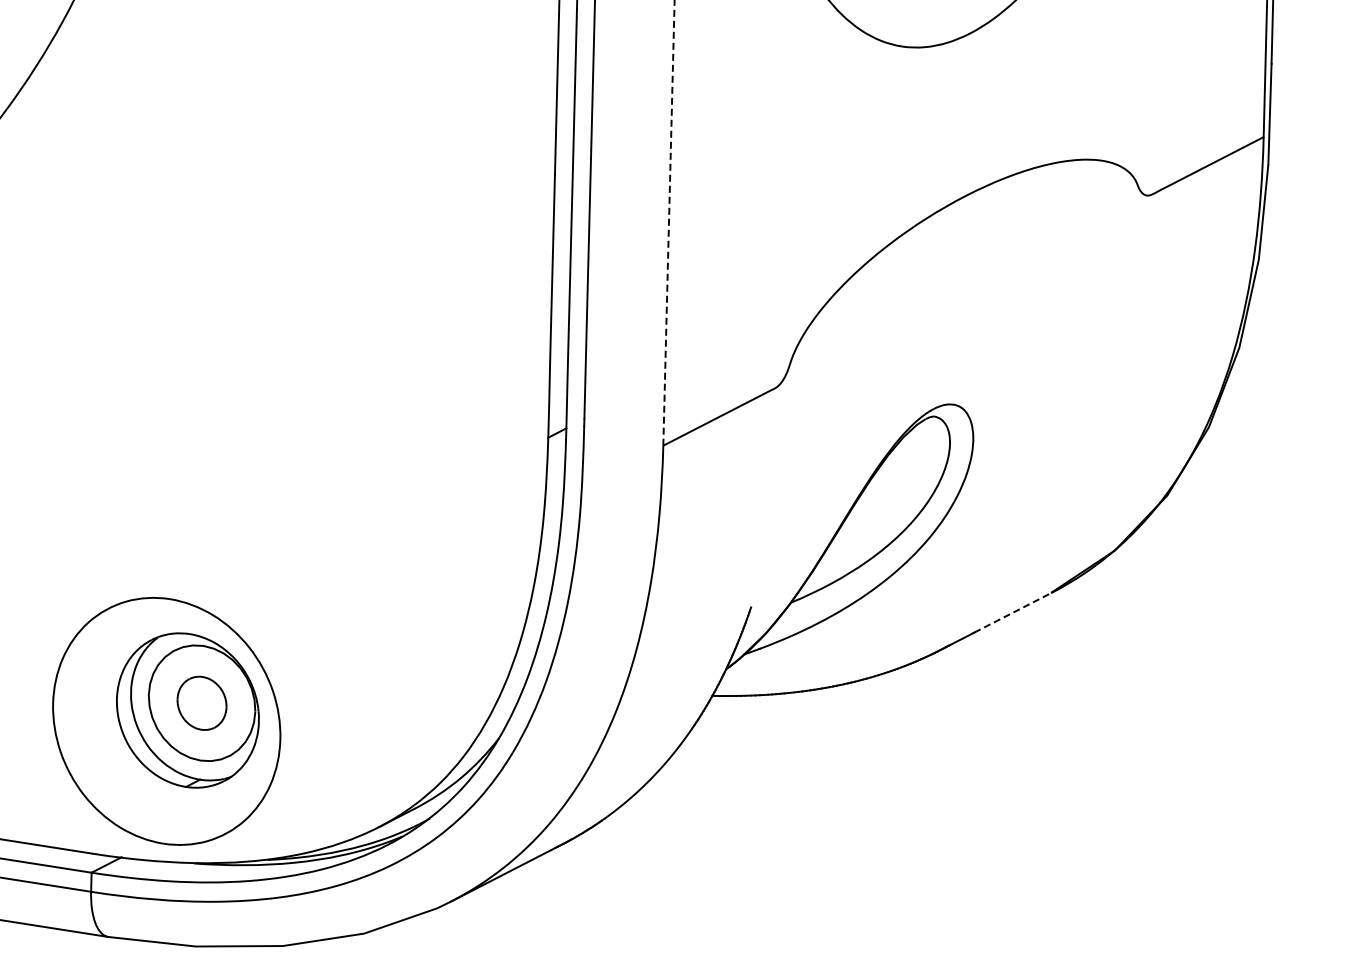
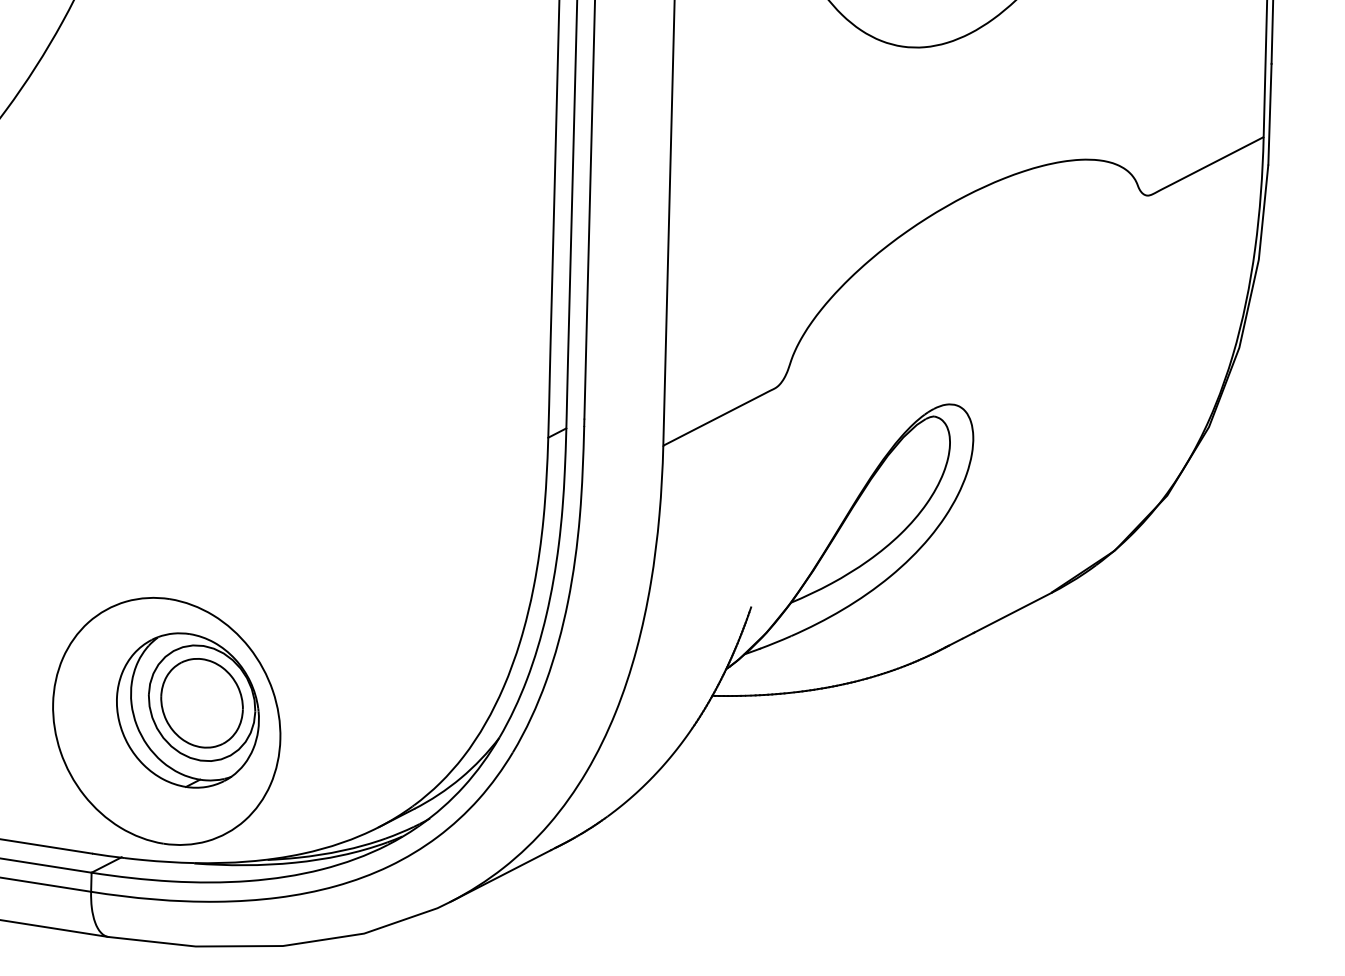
line: dashed -> solid (668, 222)
line: dashed -> solid (1013, 612)
part size: 52x56 px -> 84x91 px (201, 703)
